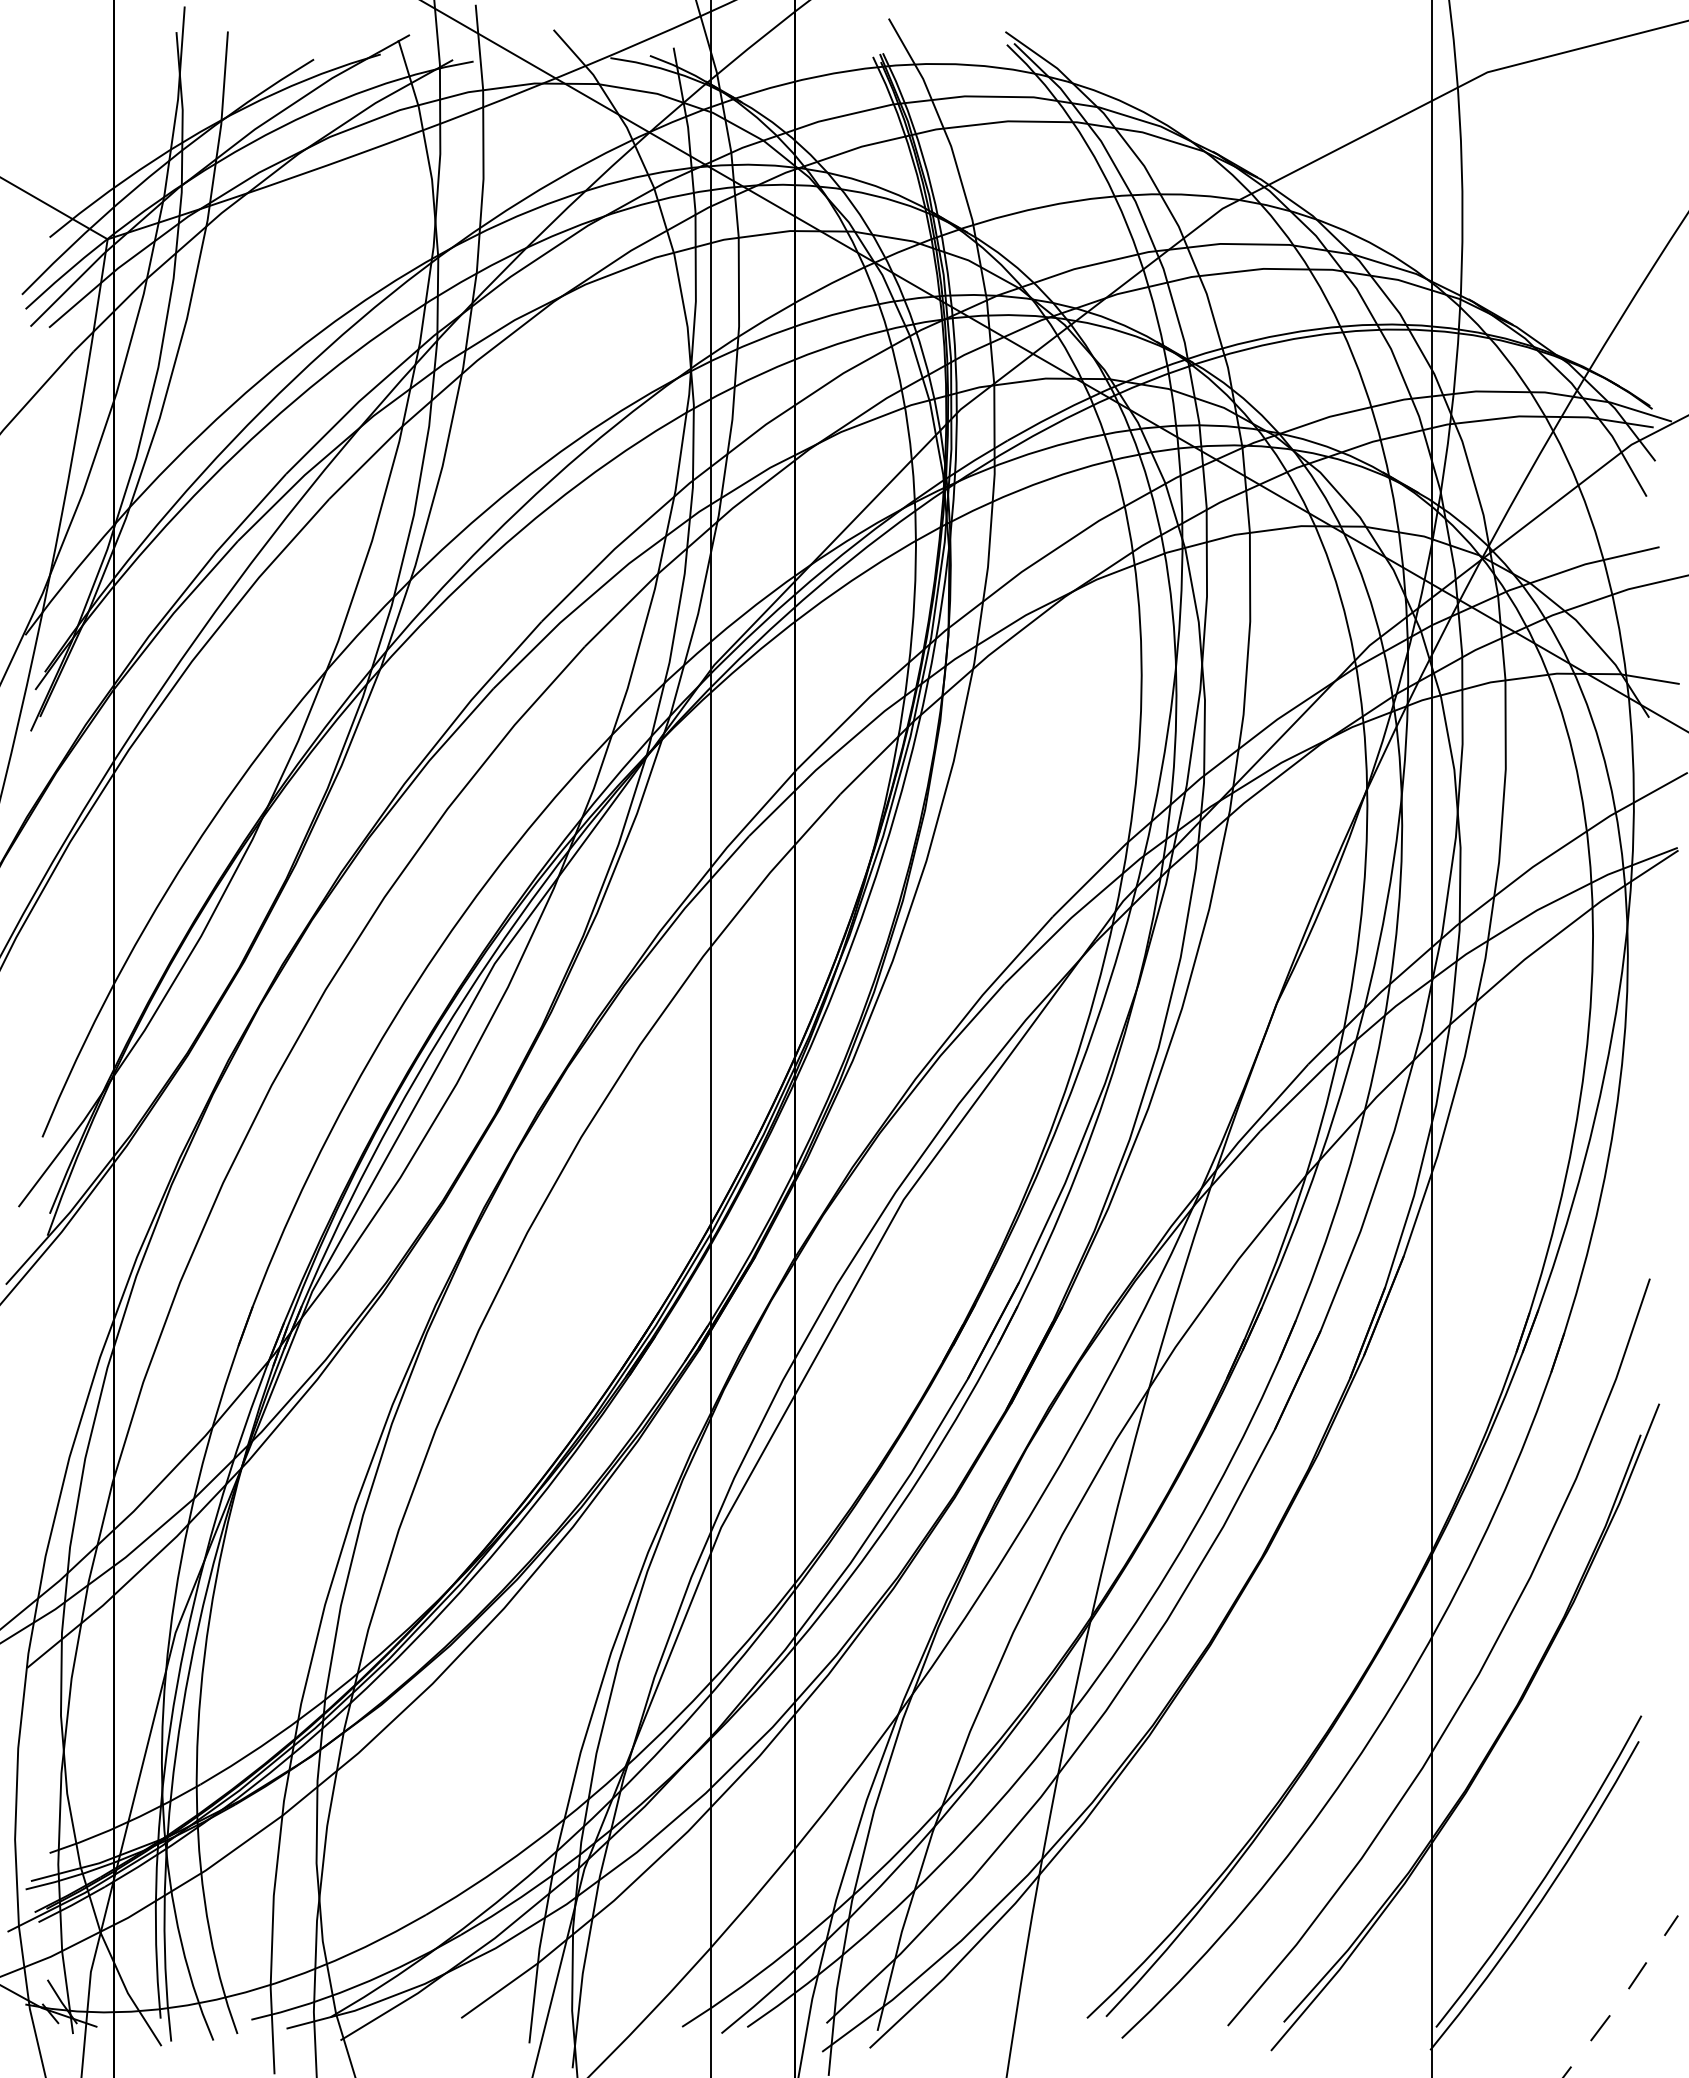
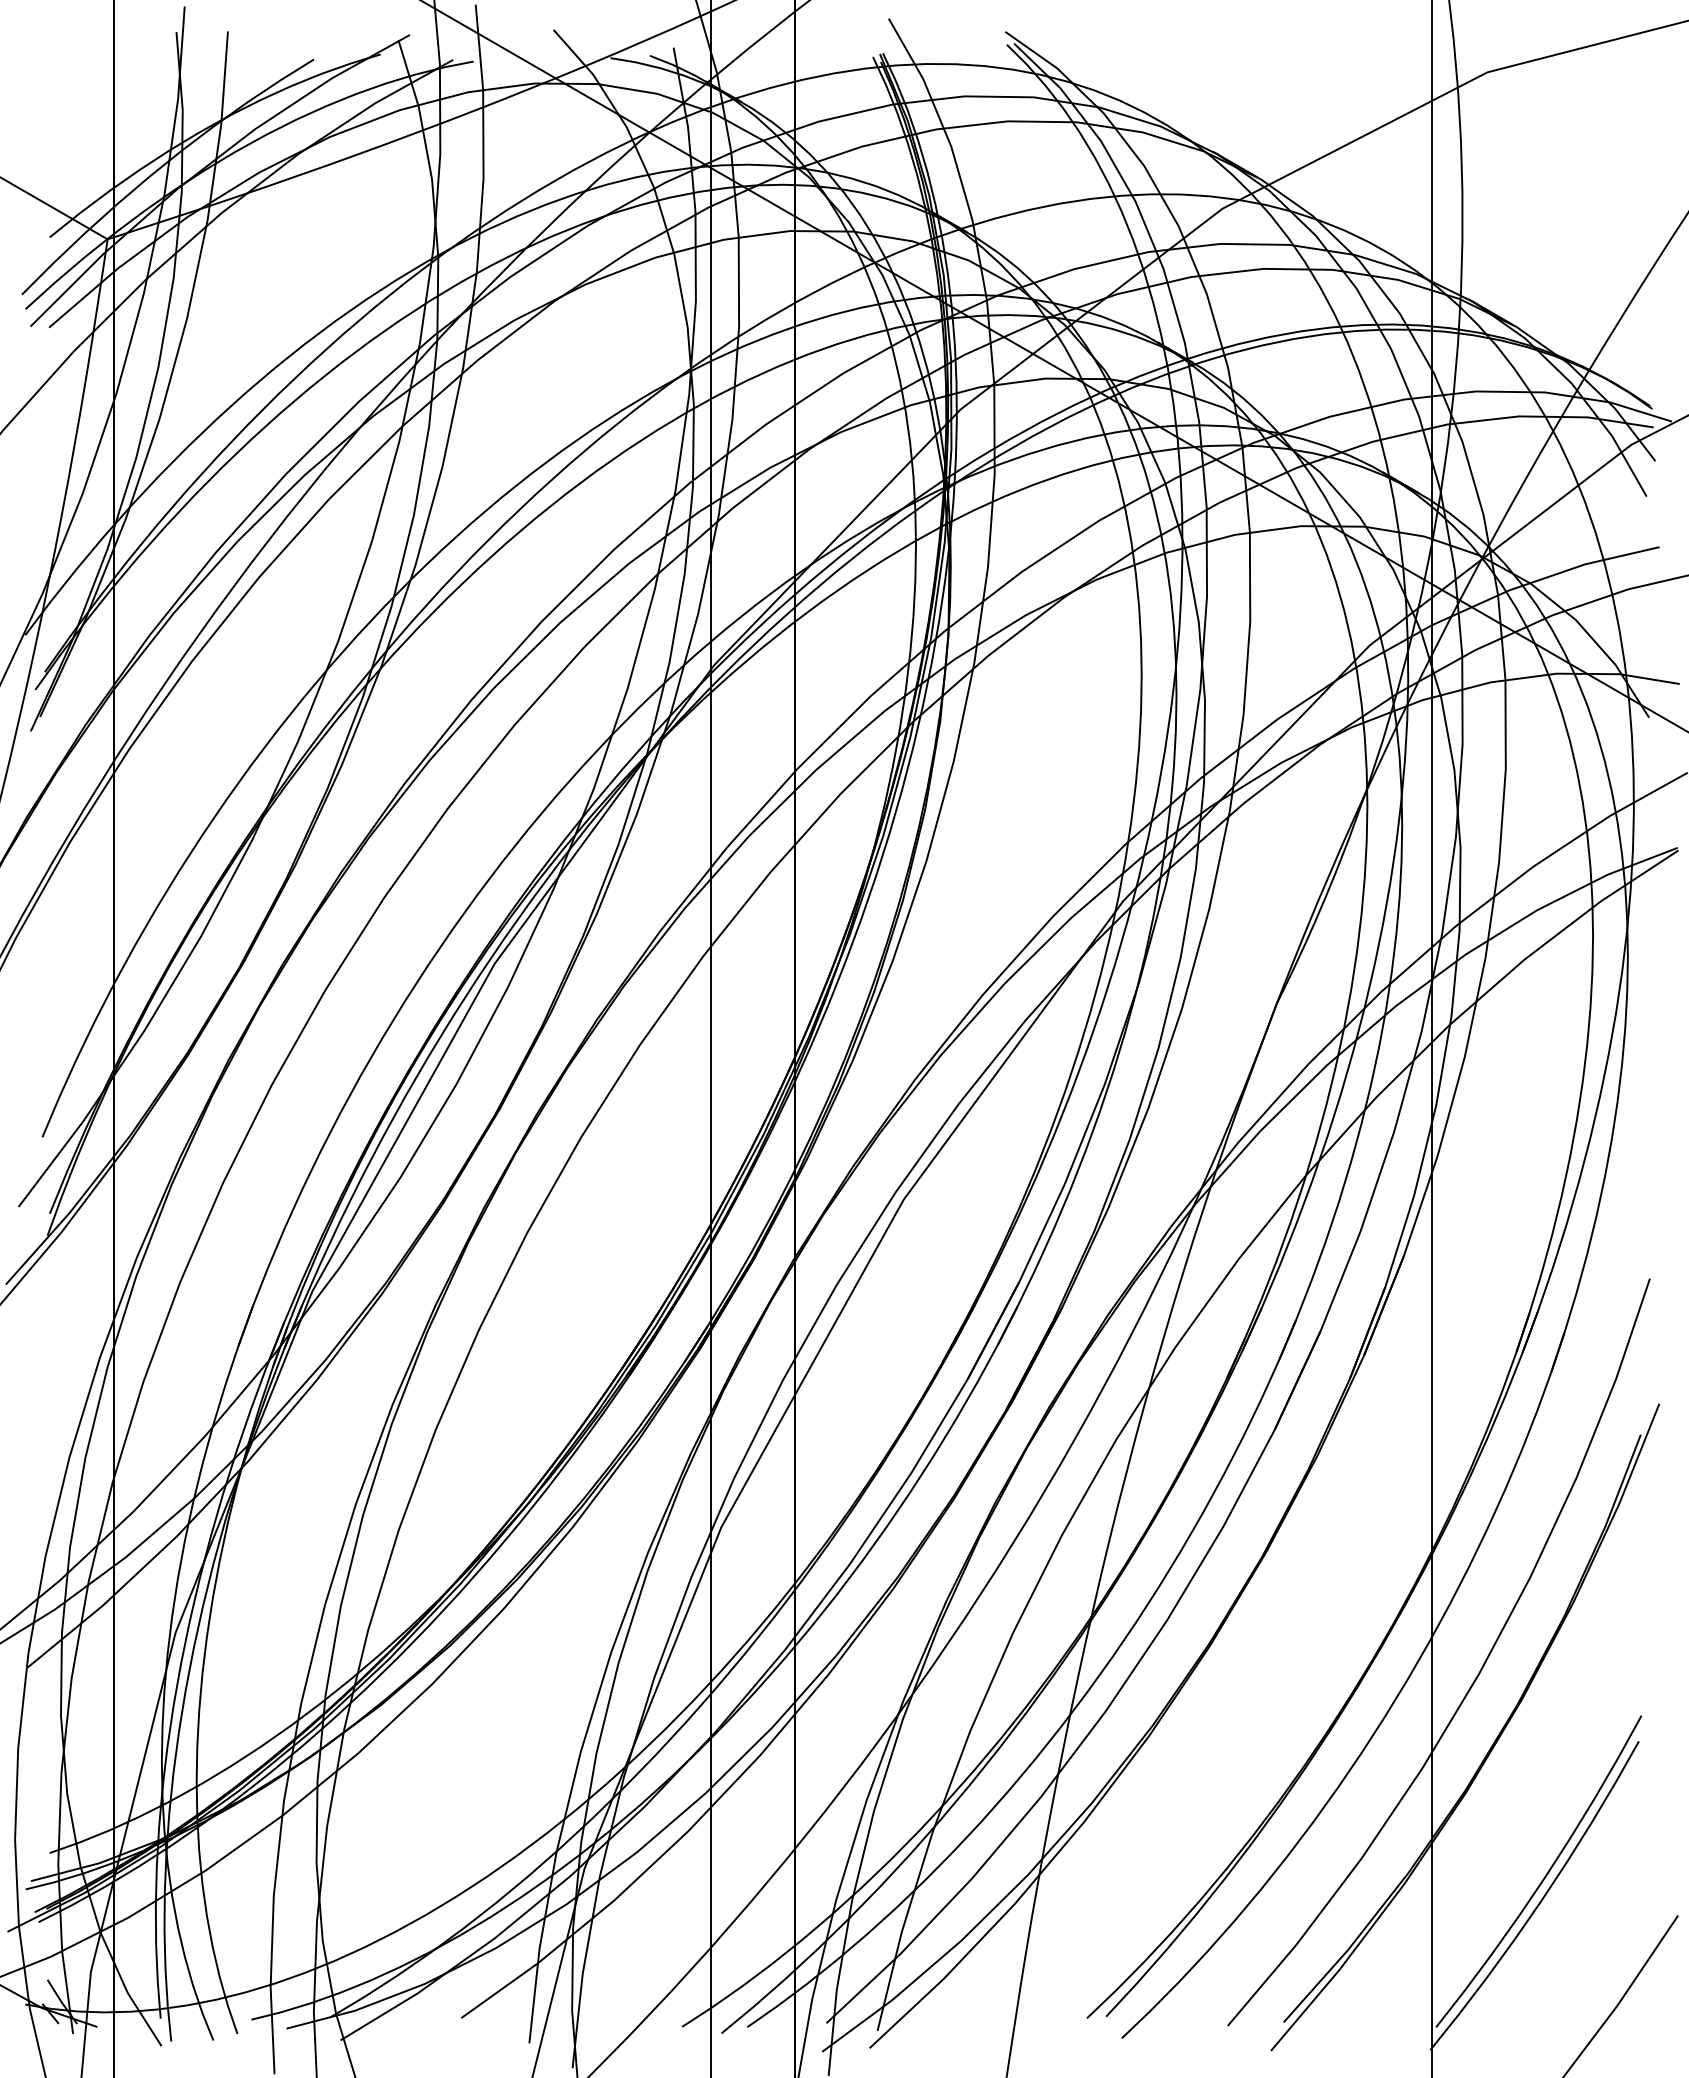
line: dashed -> solid (1622, 1997)
